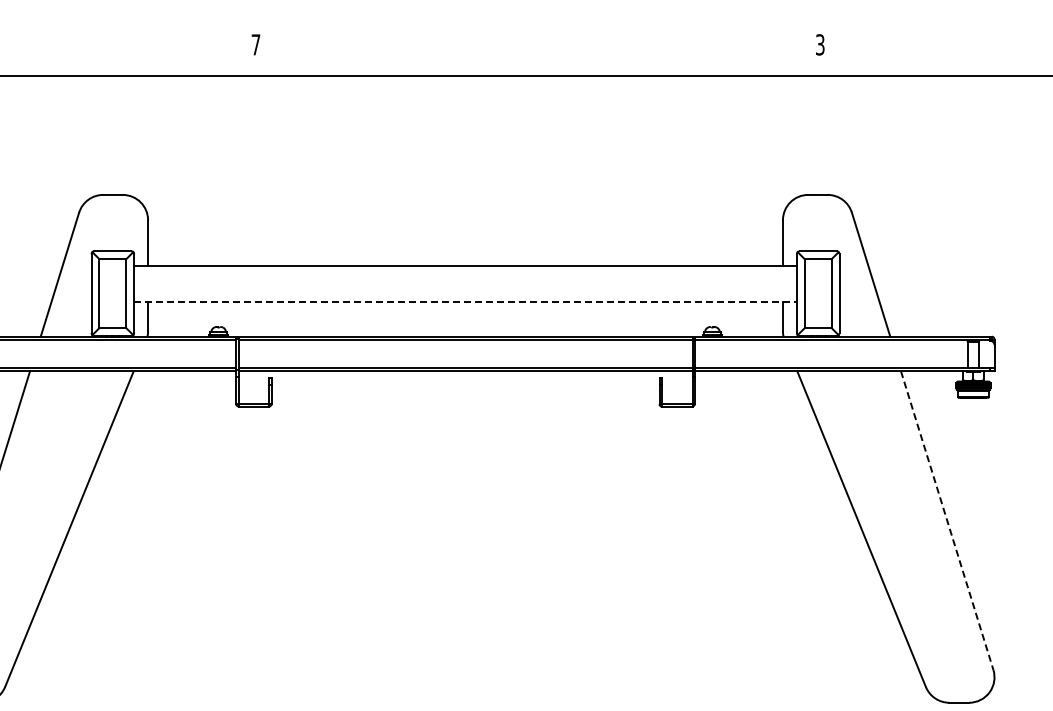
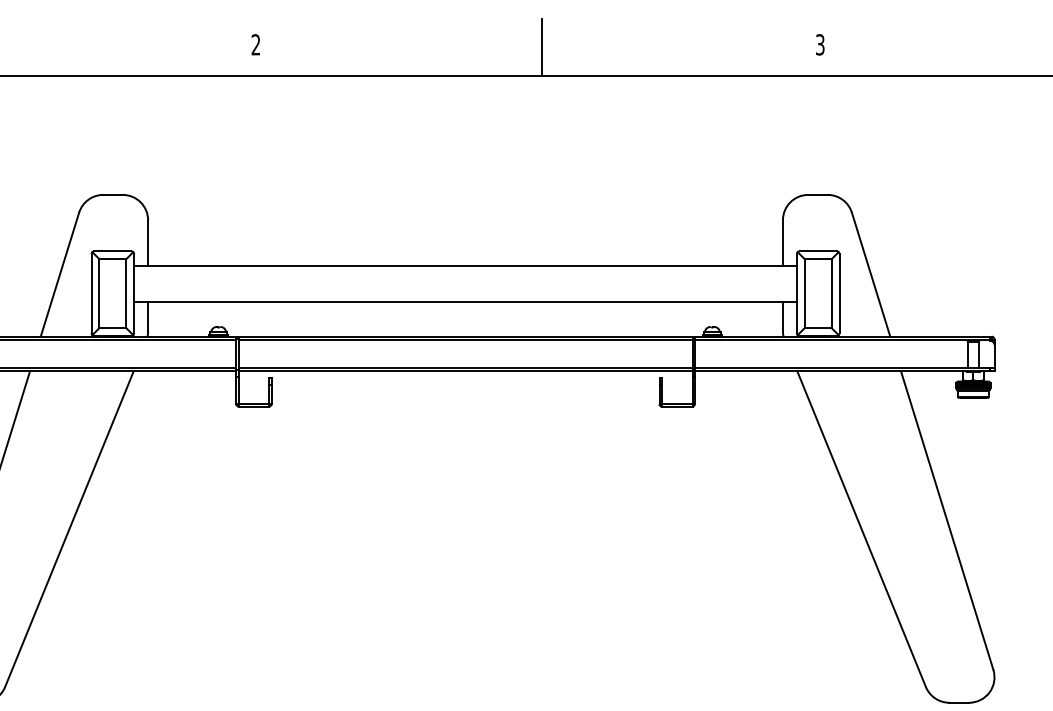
text: 7 -> 2 (255, 44)
line: none -> present (541, 47)
line: dashed -> solid (466, 301)
line: dashed -> solid (947, 521)
